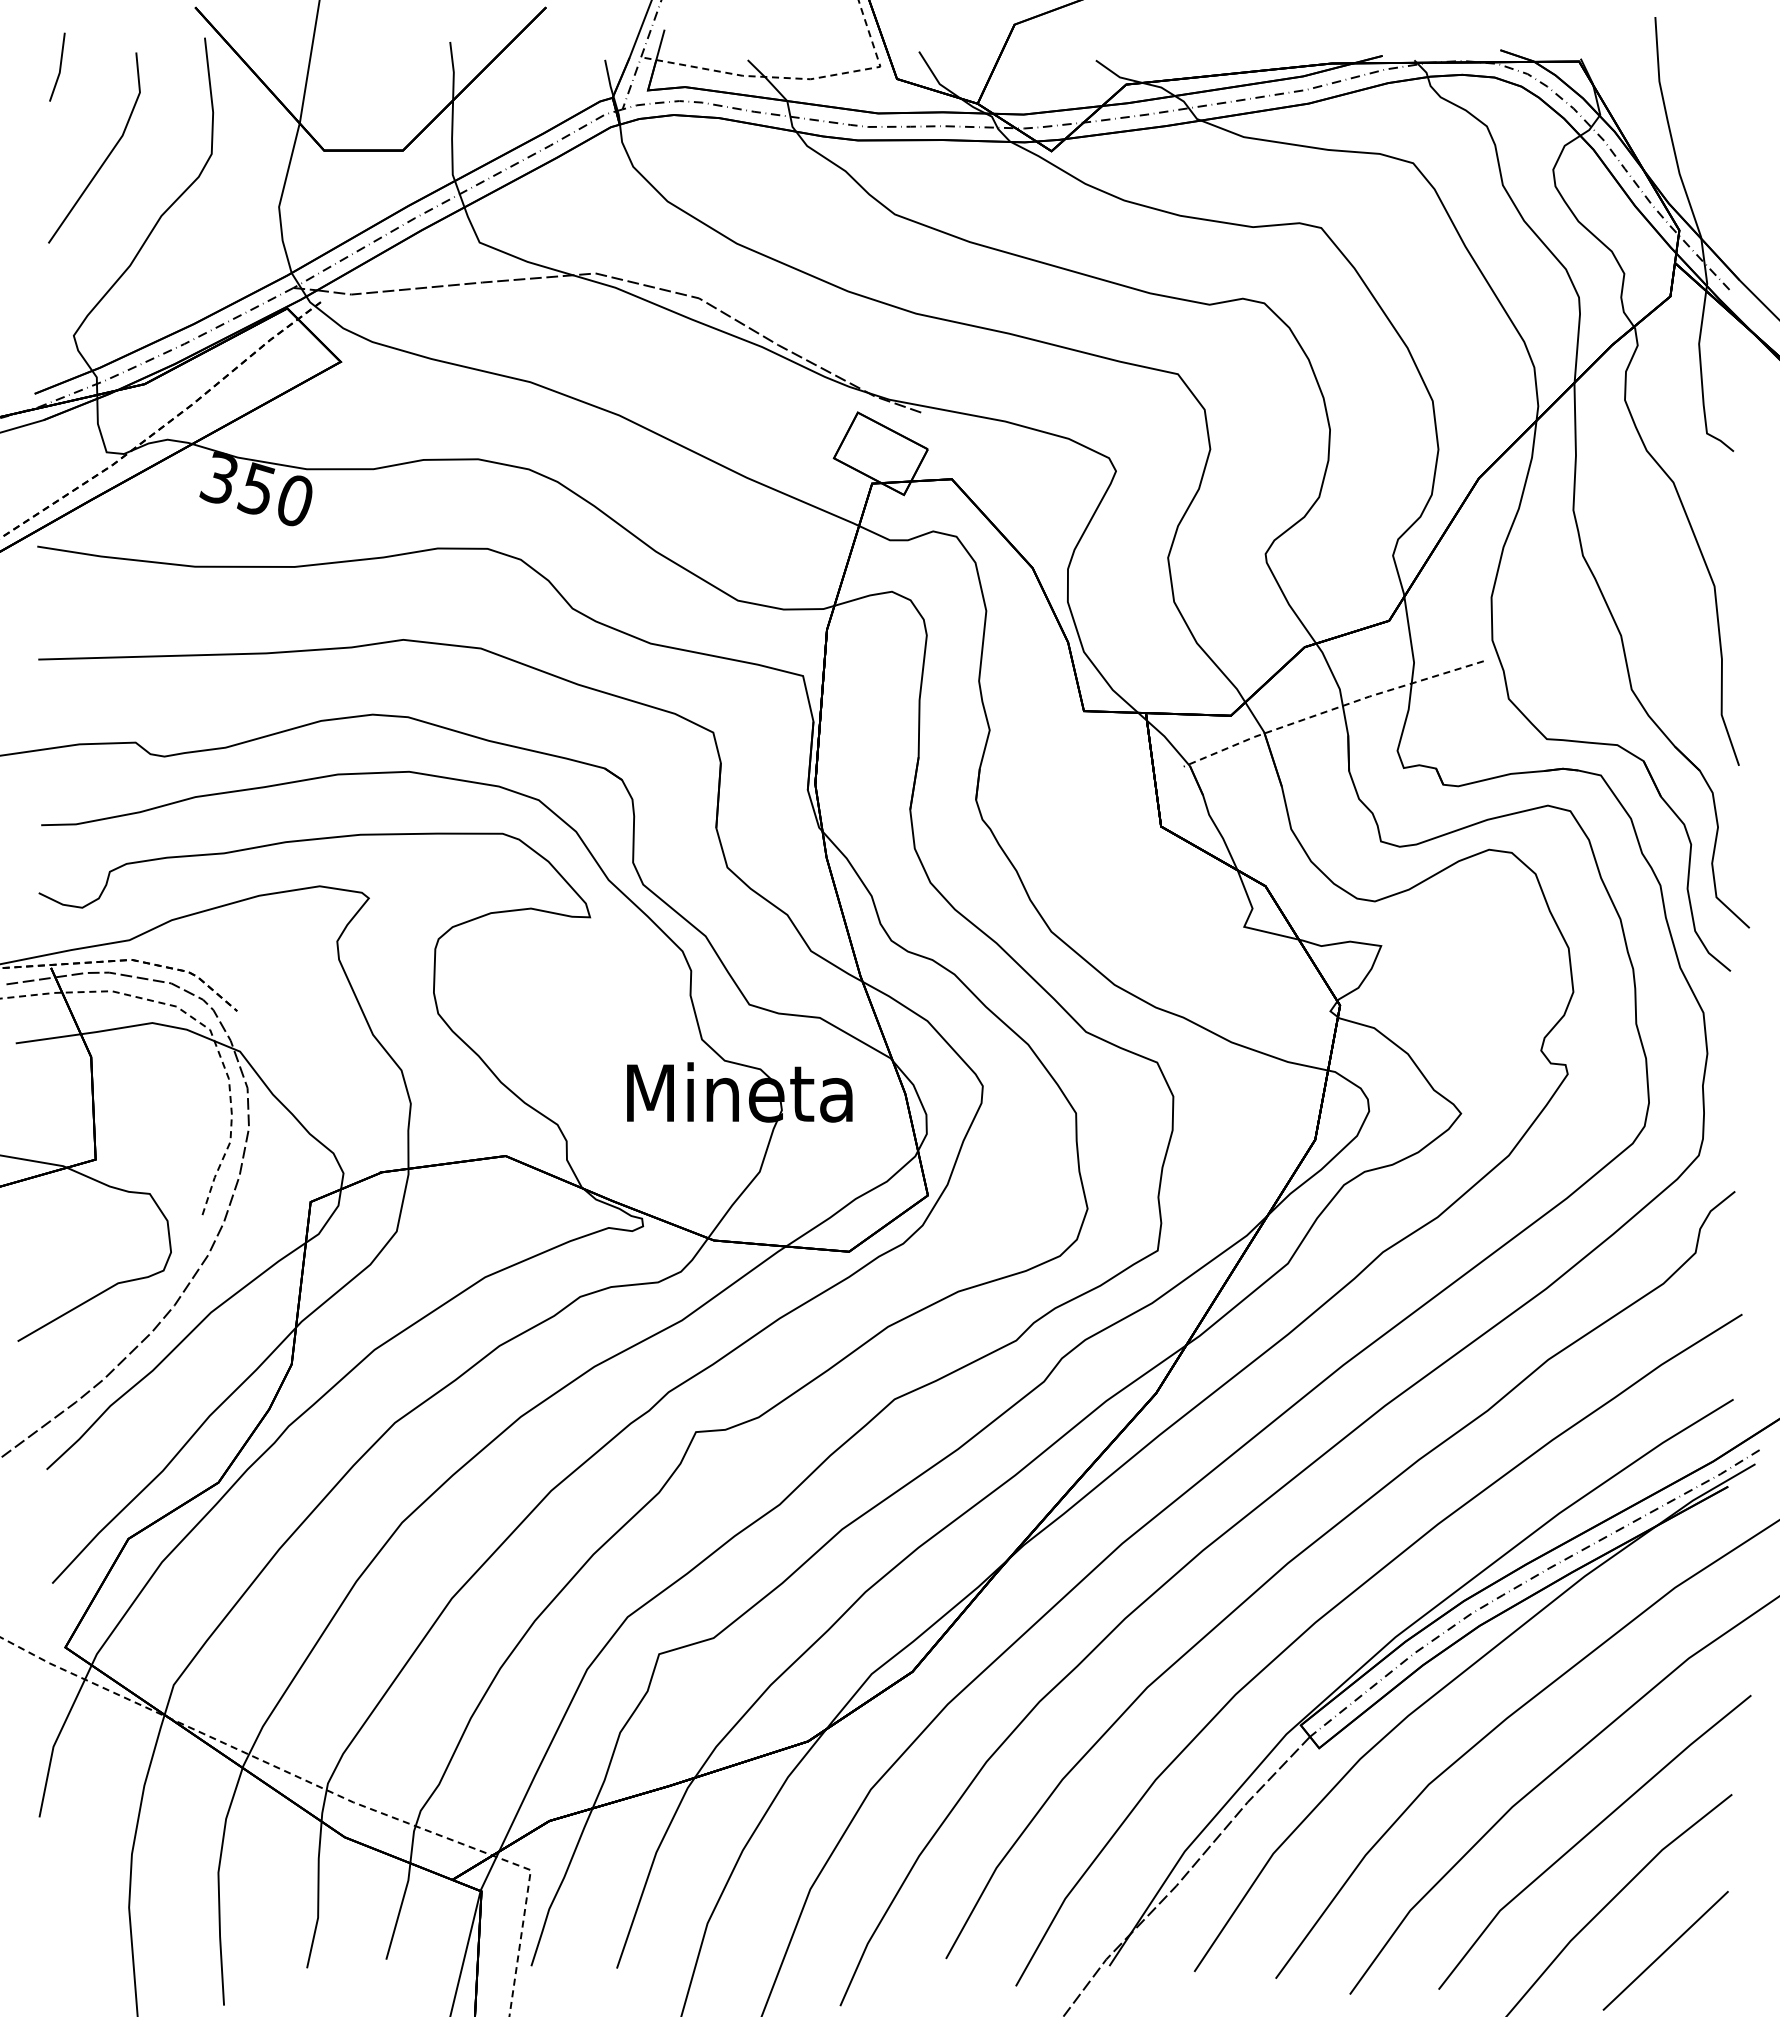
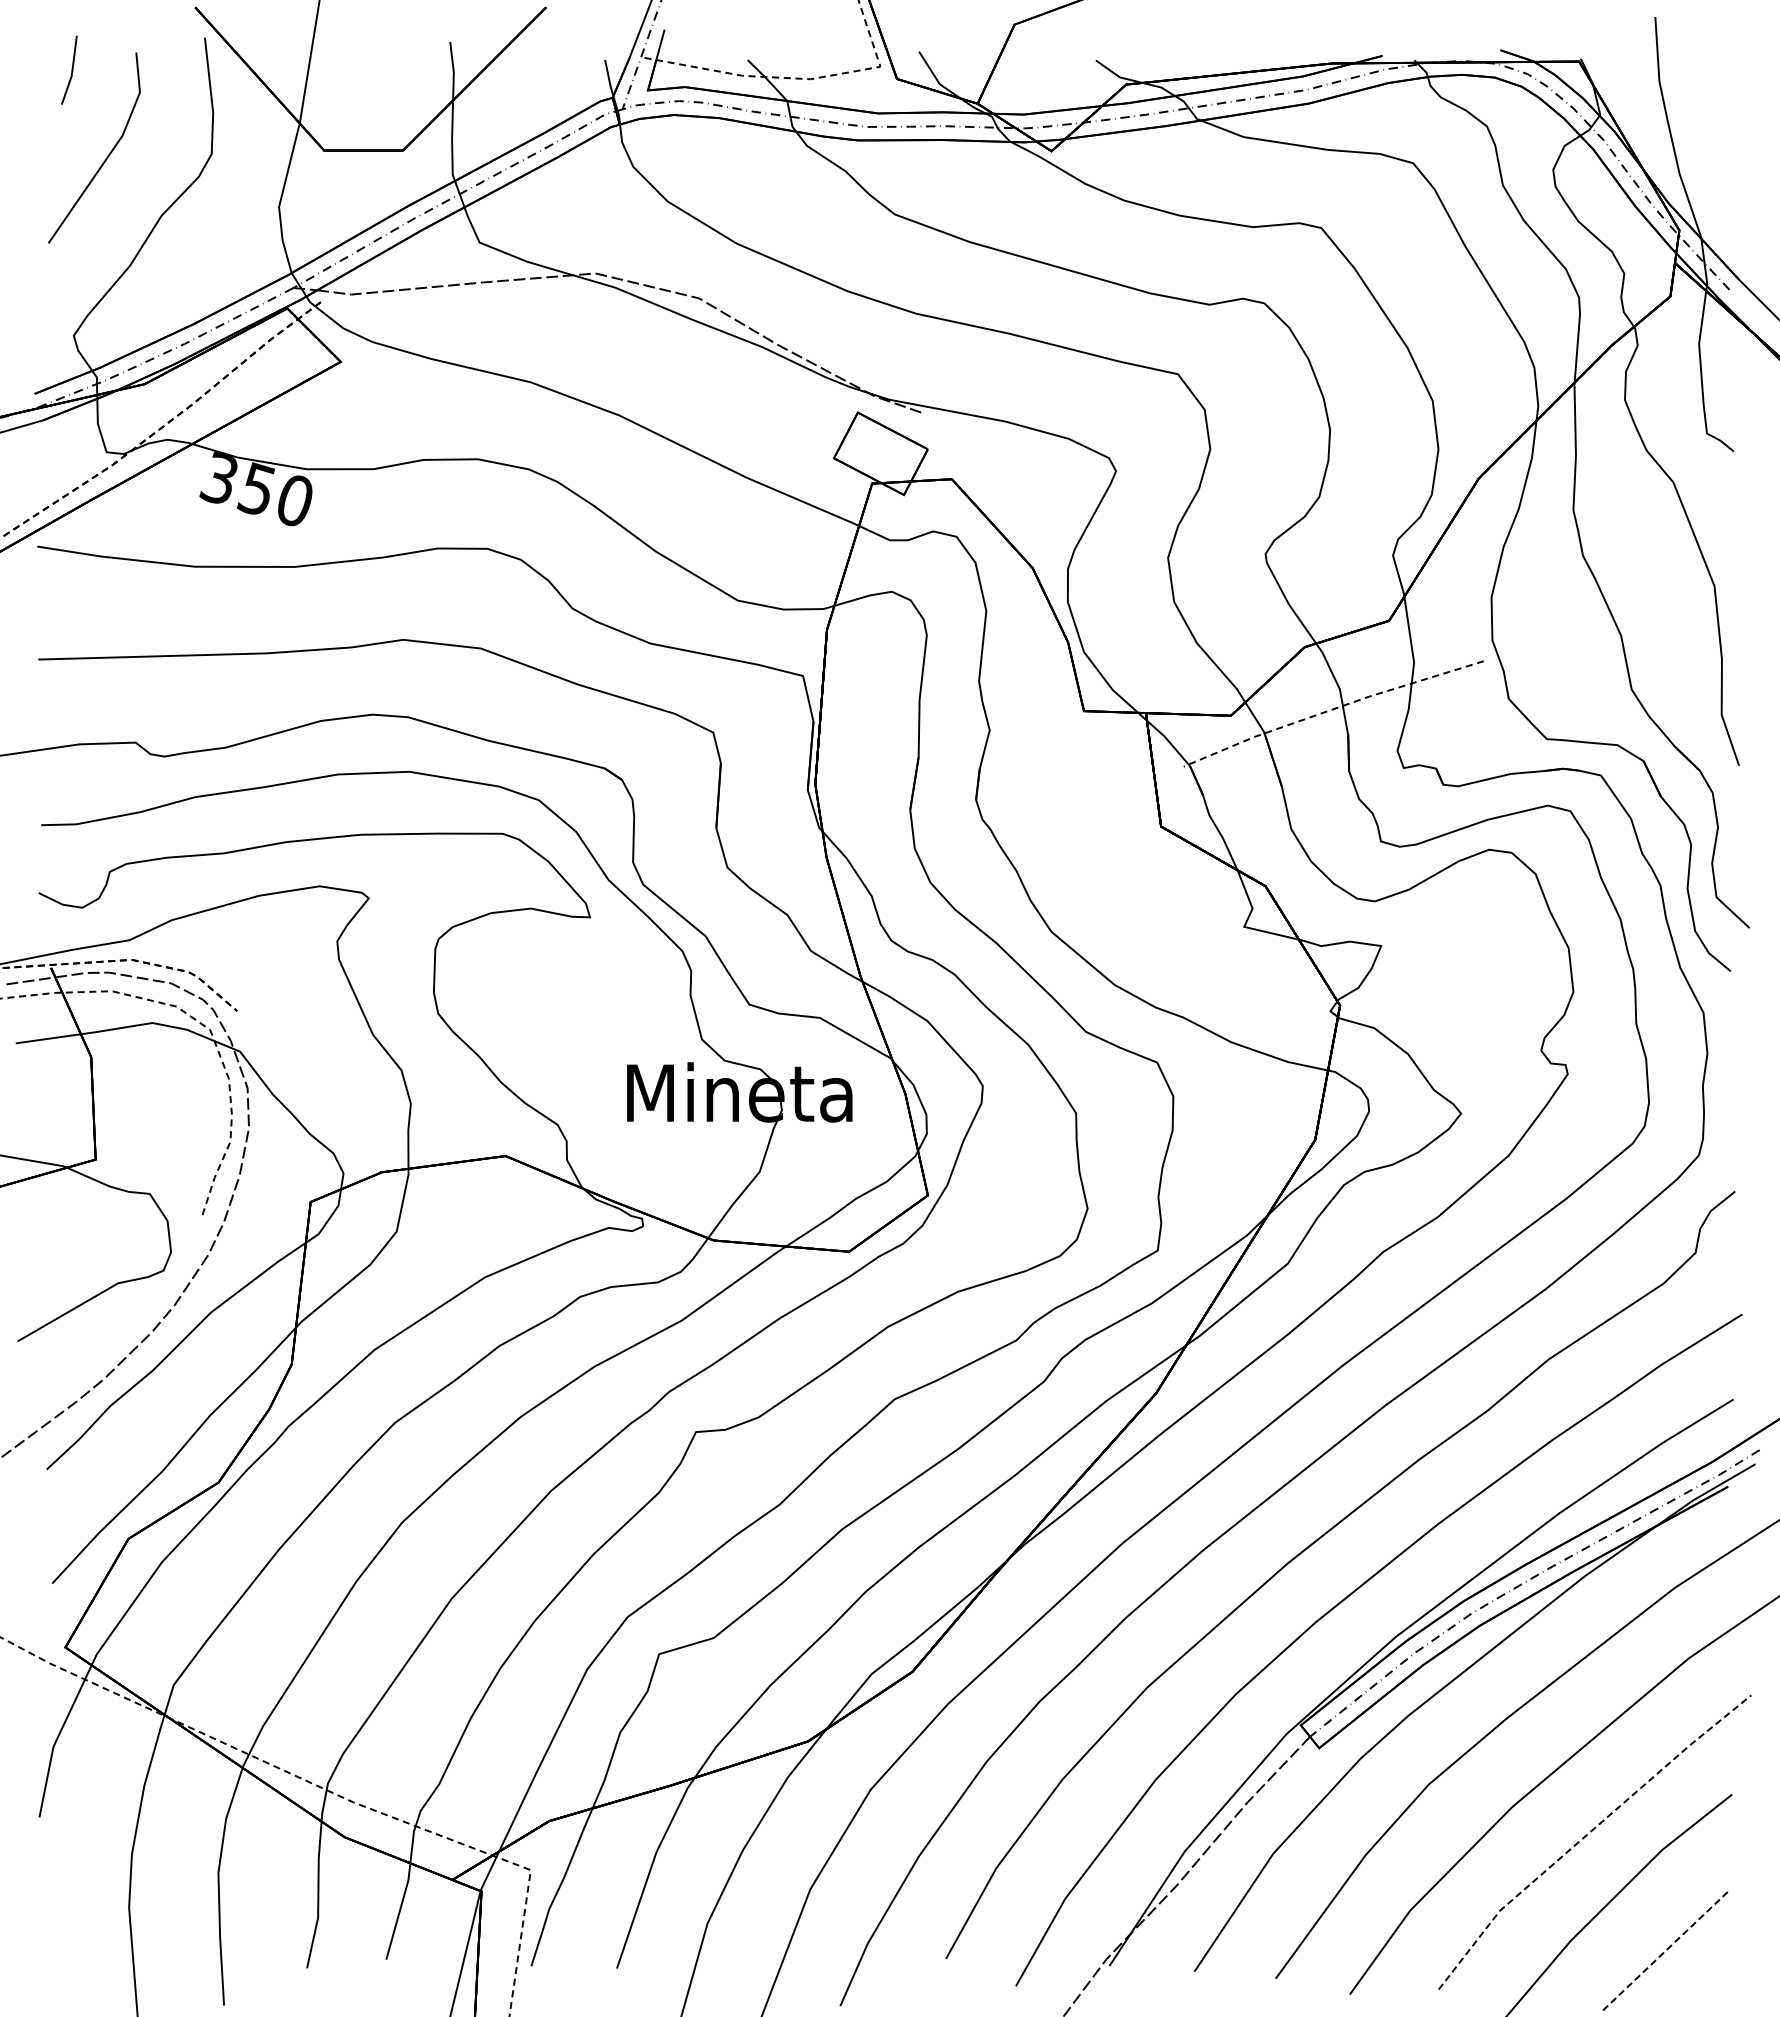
line position: (59, 66) -> (71, 69) (71, 69)
line: solid -> dashed (1587, 1834)
line: solid -> dashed (1665, 1950)
